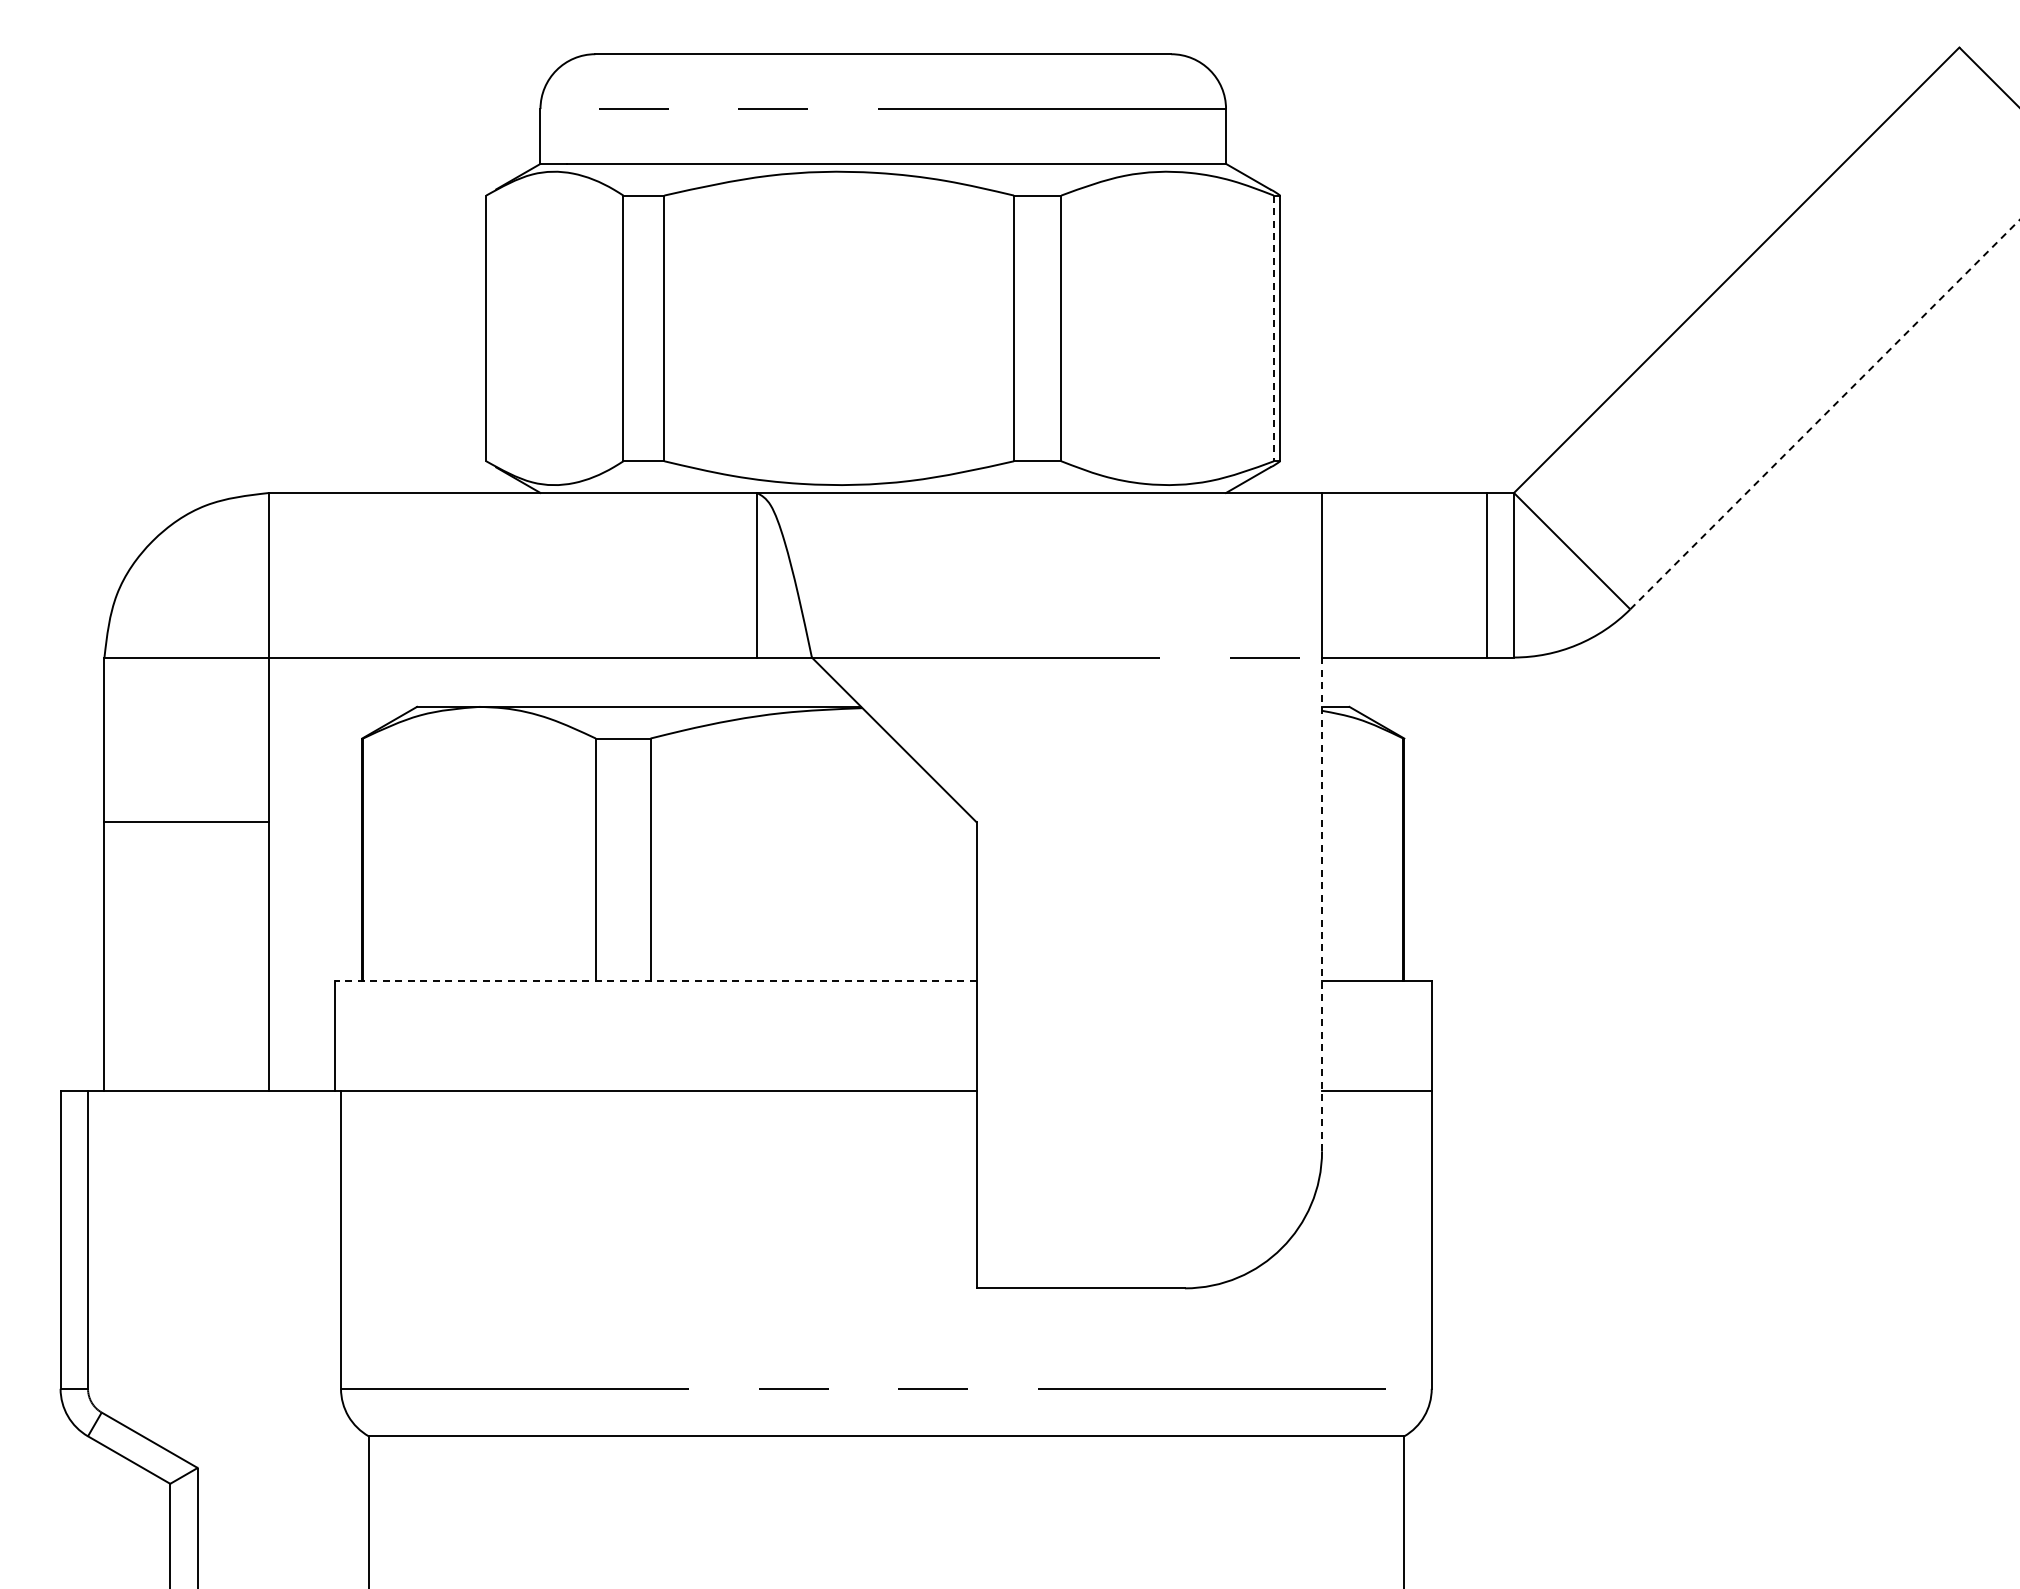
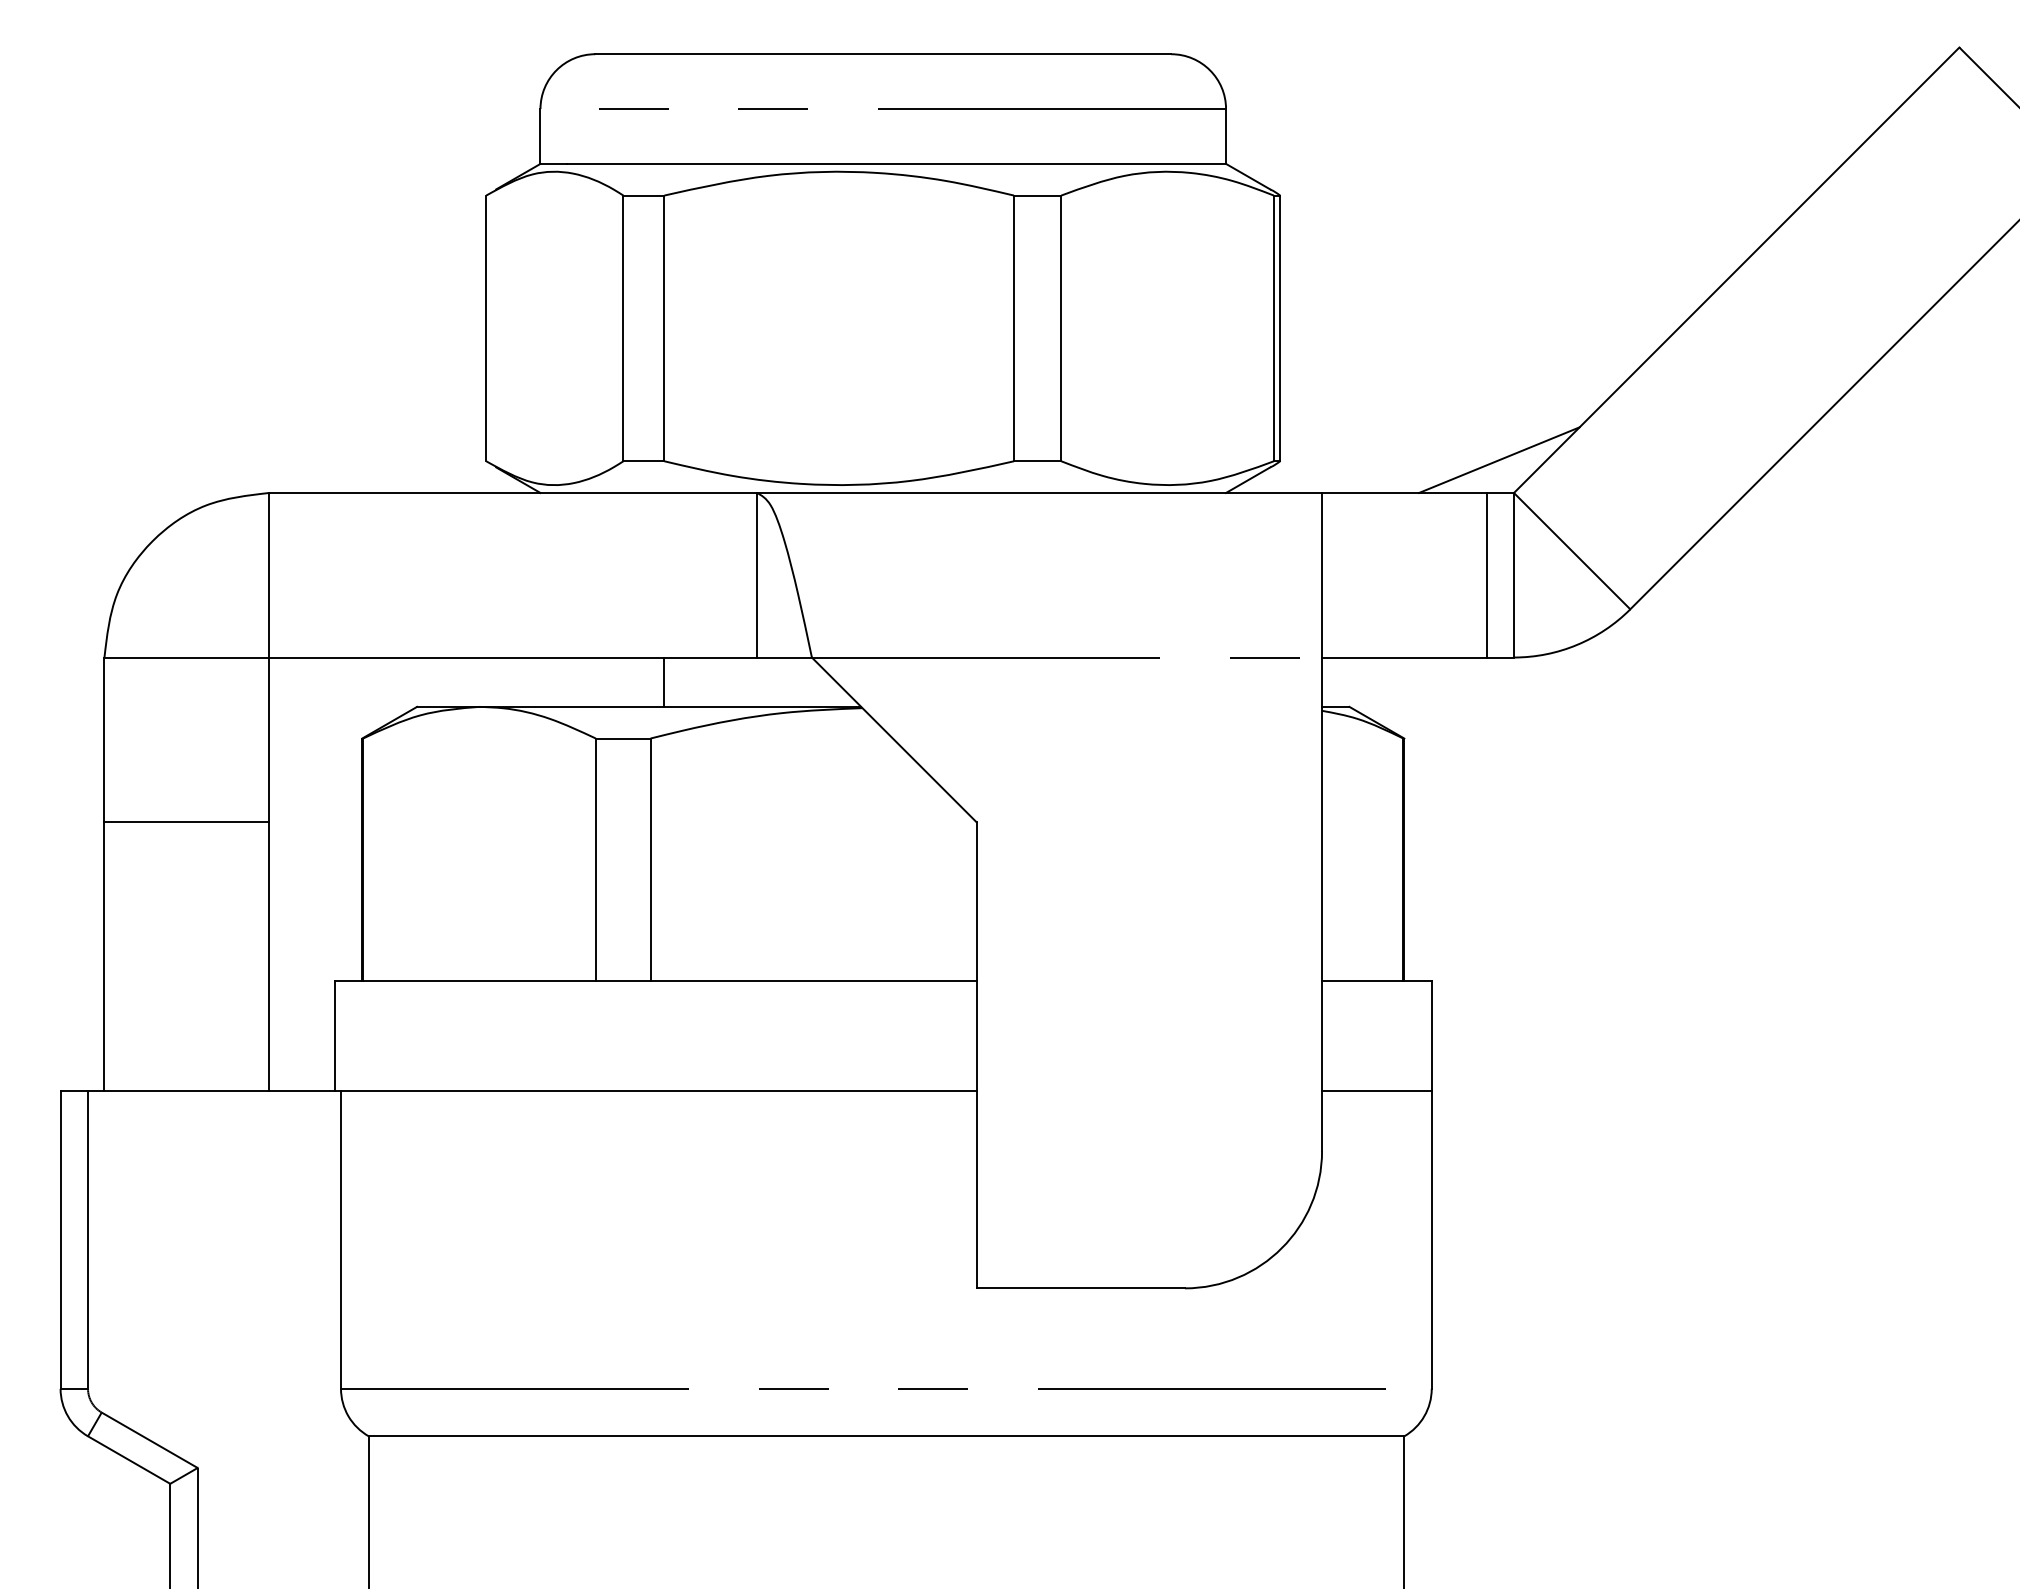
line: dashed -> solid (1273, 328)
line: dashed -> solid (1825, 414)
line: none -> present (1499, 459)
line: none -> present (663, 681)
line: dashed -> solid (1322, 904)
line: dashed -> solid (655, 981)
